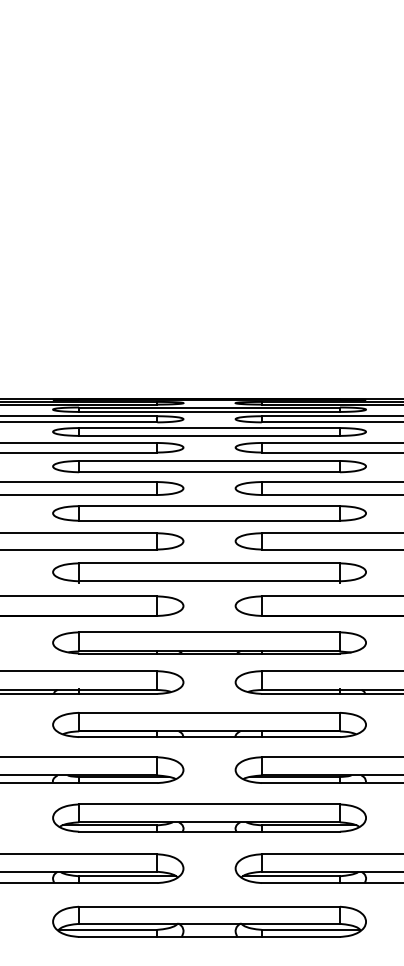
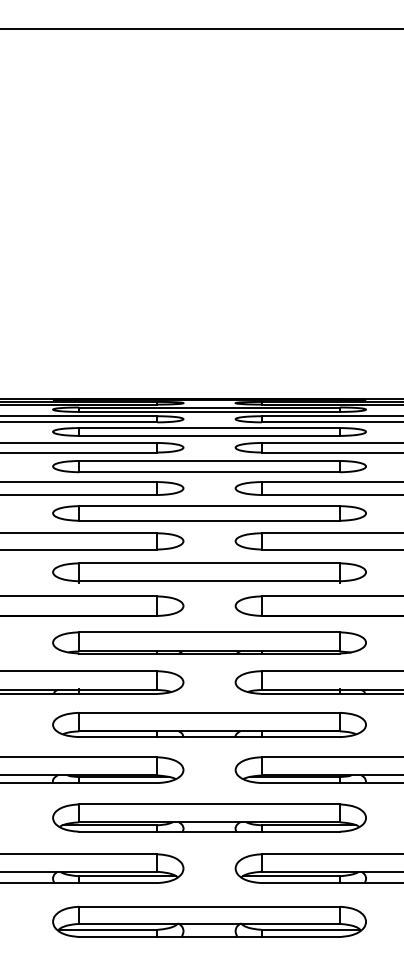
line: none -> present (201, 28)
